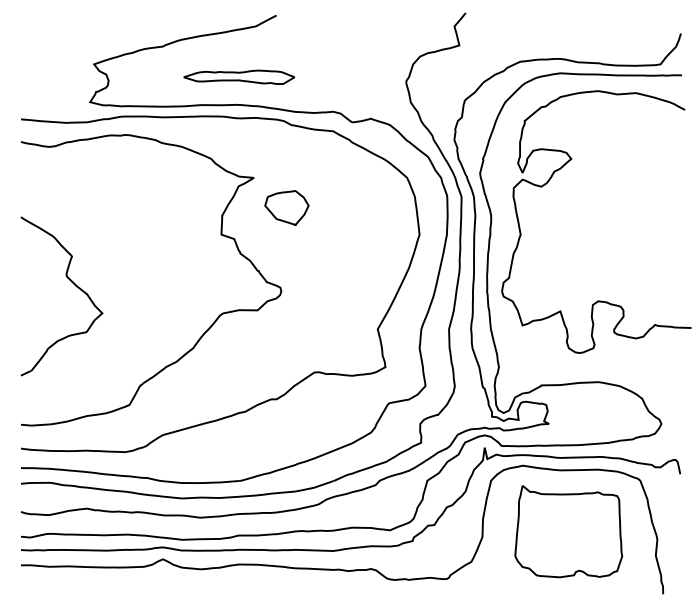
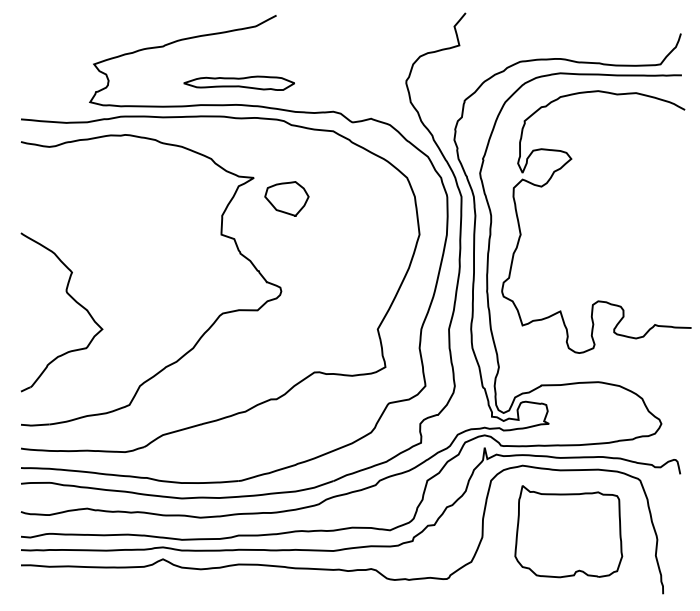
part position: (238, 76) -> (238, 82) (238, 82)
part position: (286, 207) -> (286, 198) (286, 198)
part position: (73, 284) -> (73, 300) (73, 300)
